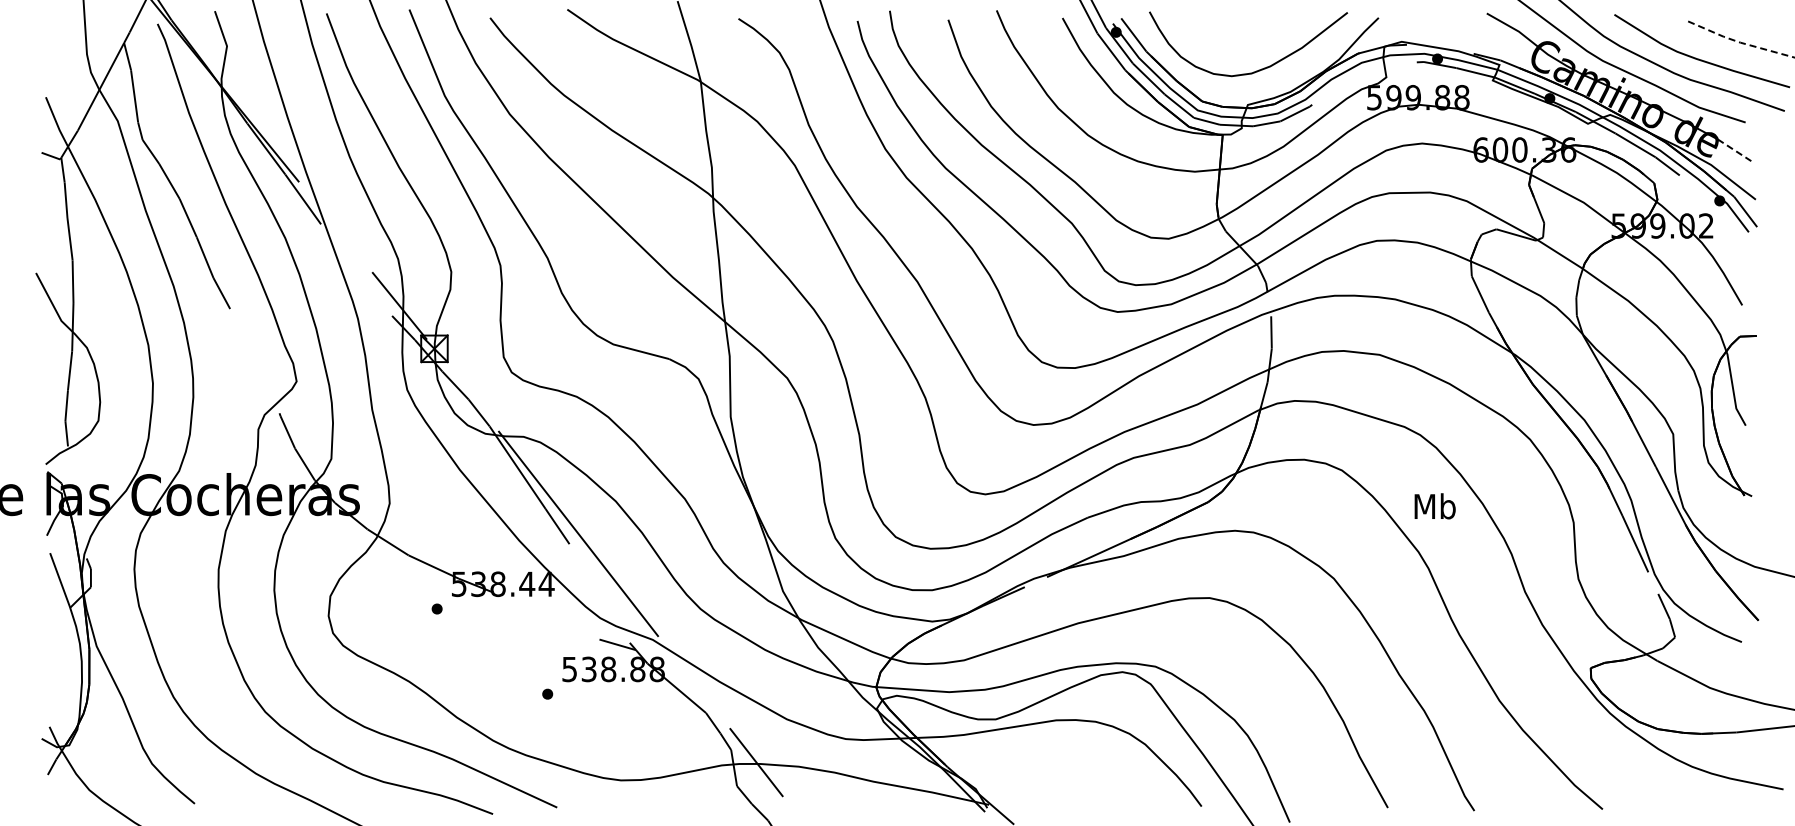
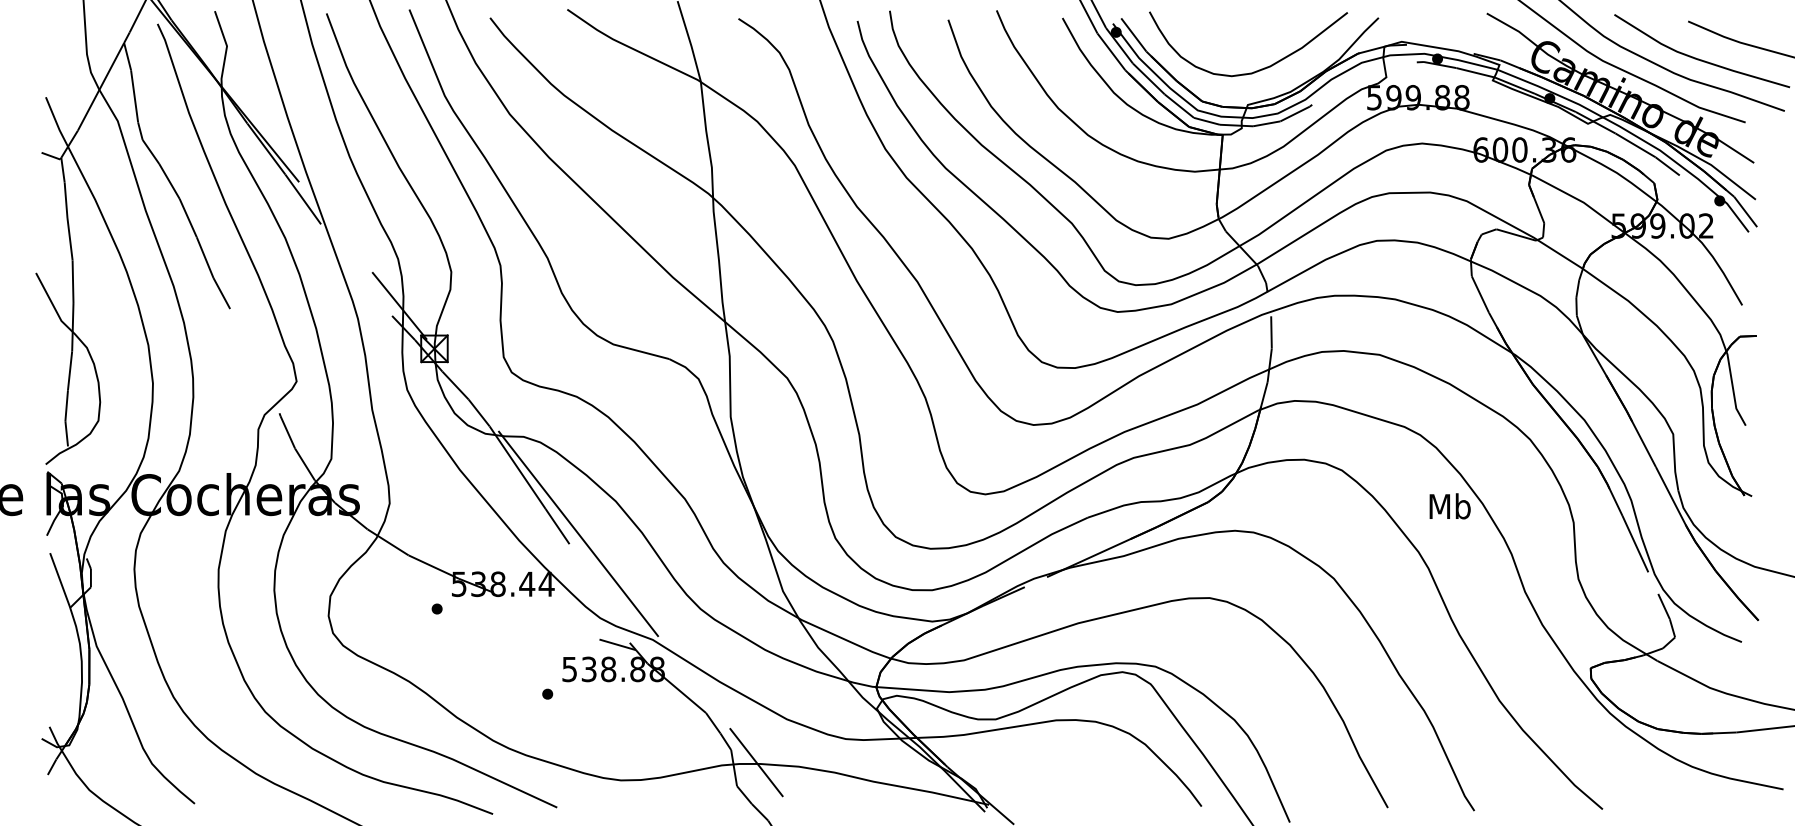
line: dashed -> solid (1740, 42)
line: dashed -> solid (1735, 151)
text position: (1434, 506) -> (1449, 506) (1449, 506)
